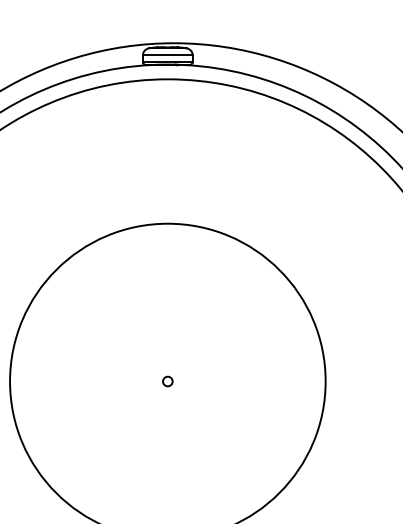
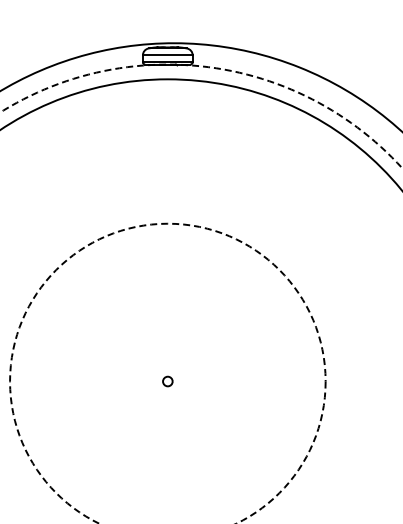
circle: solid -> dashed (201, 116)
circle: solid -> dashed (167, 373)
